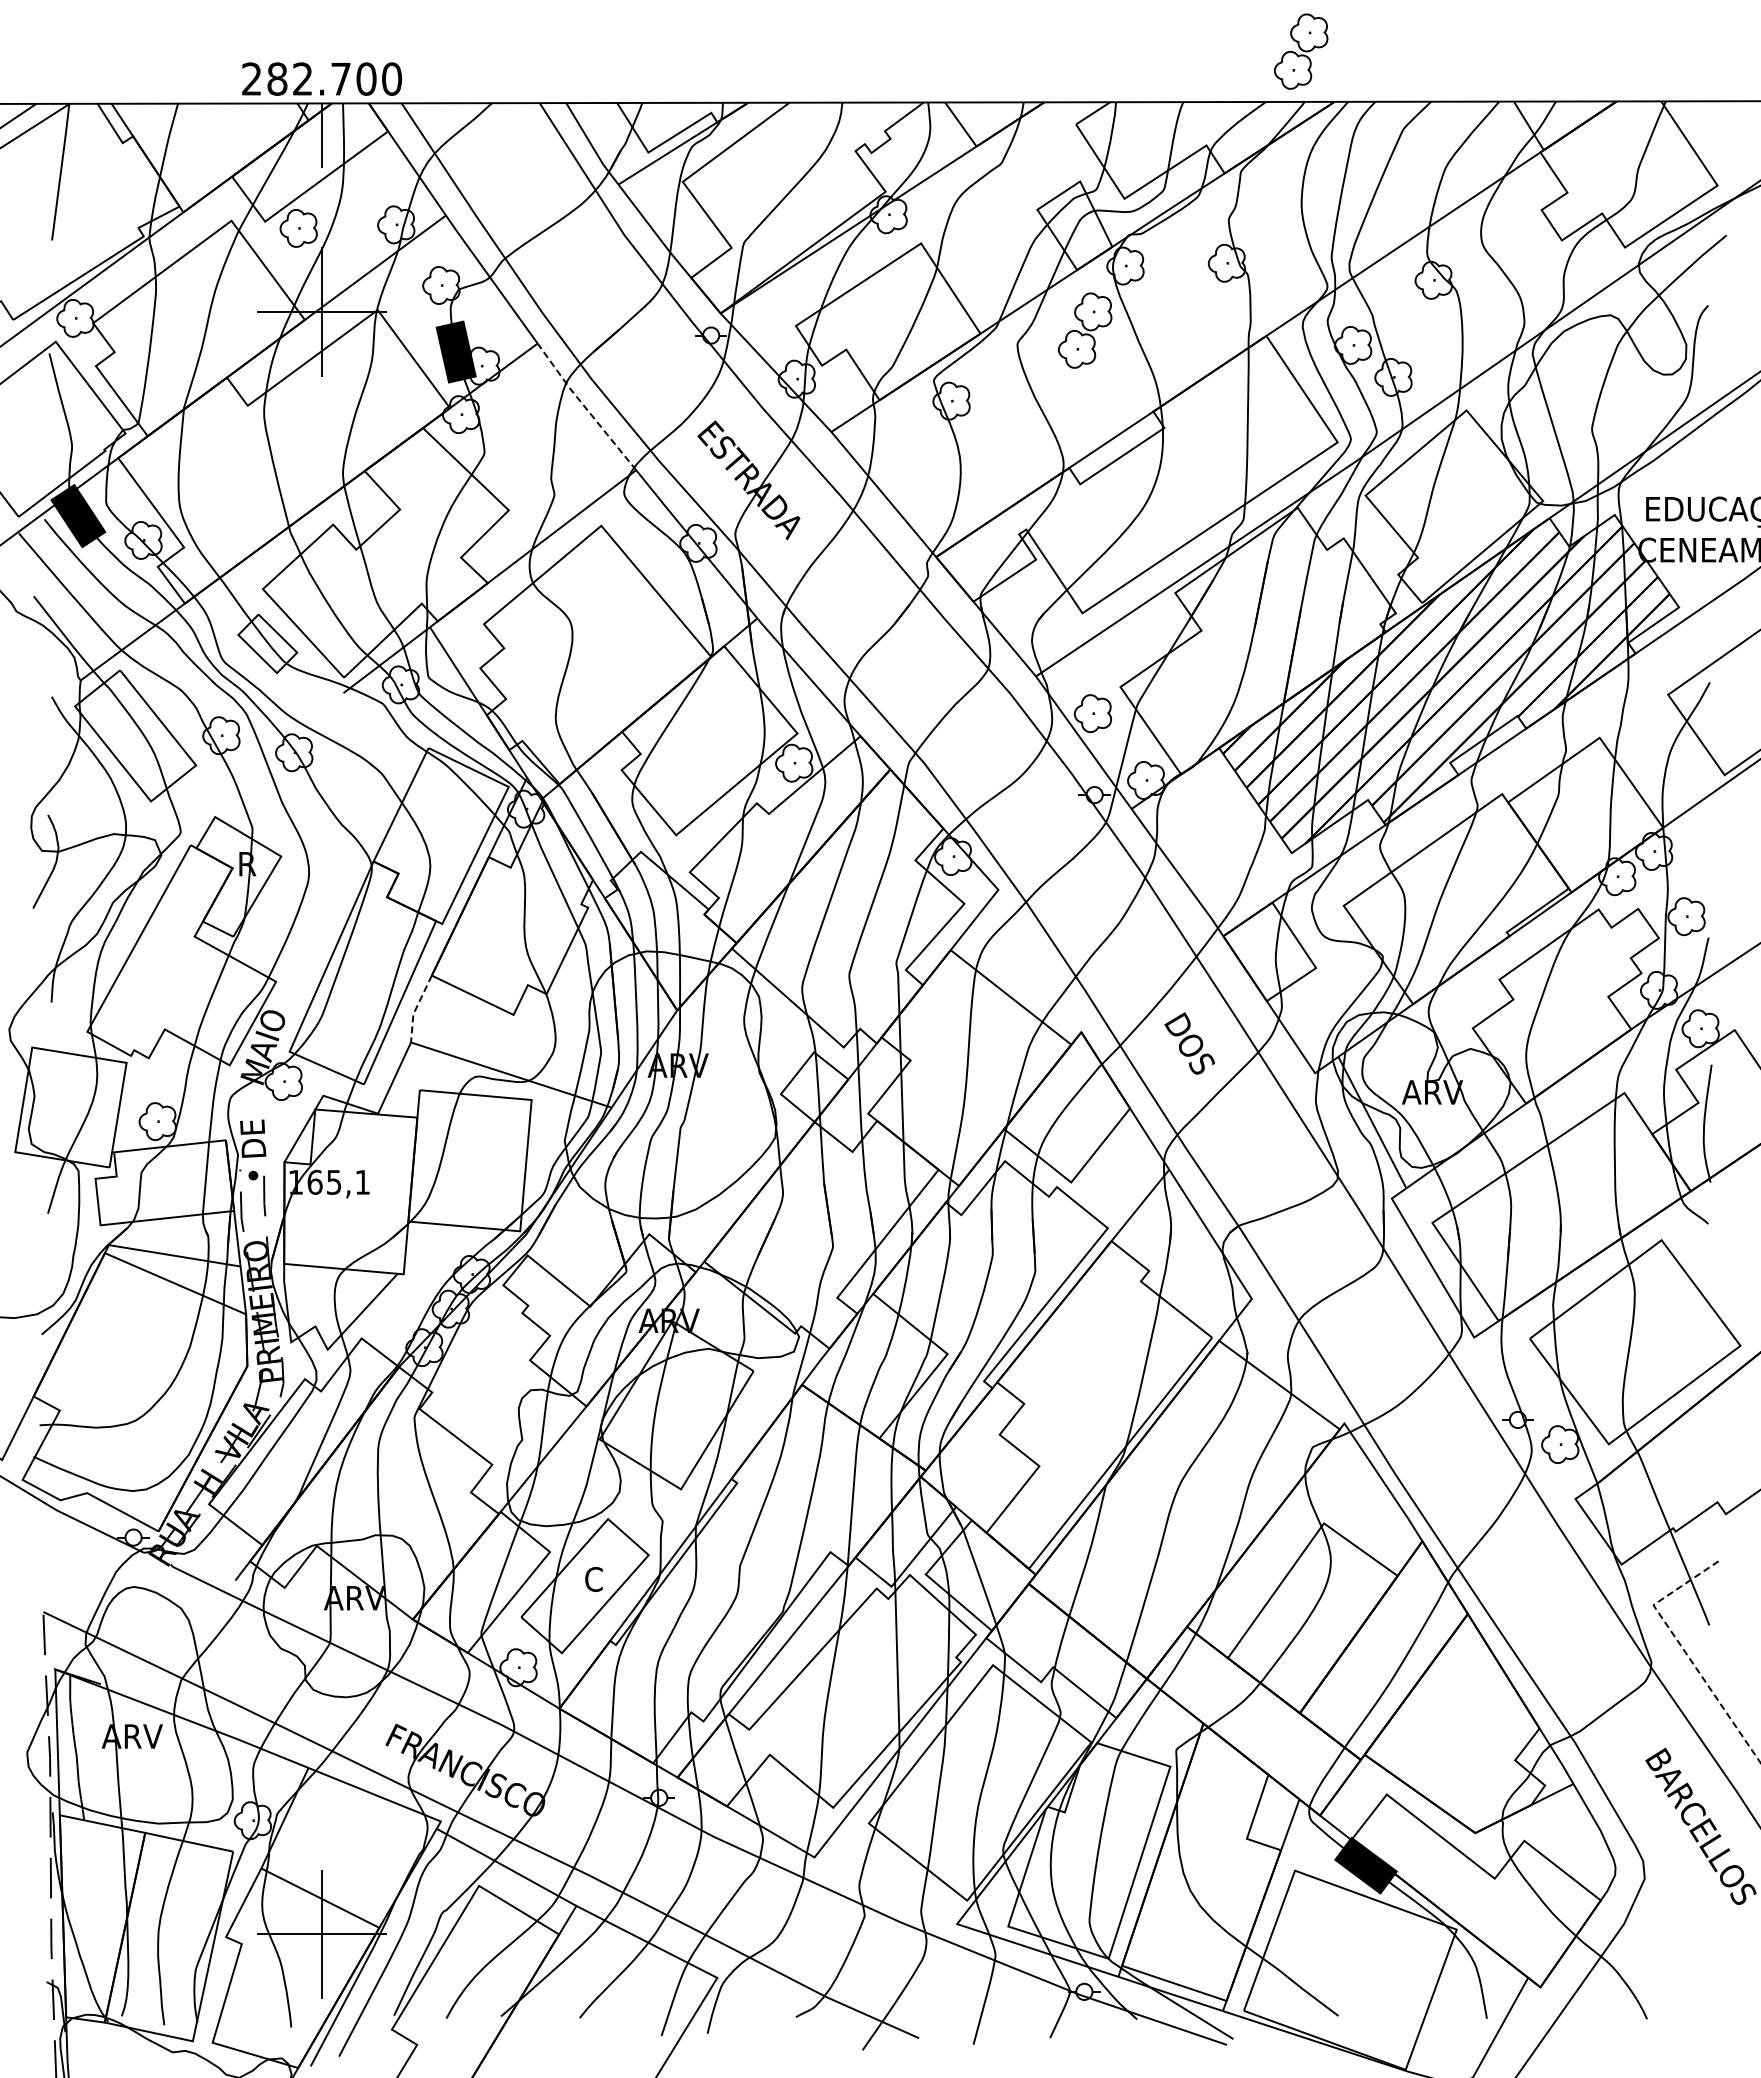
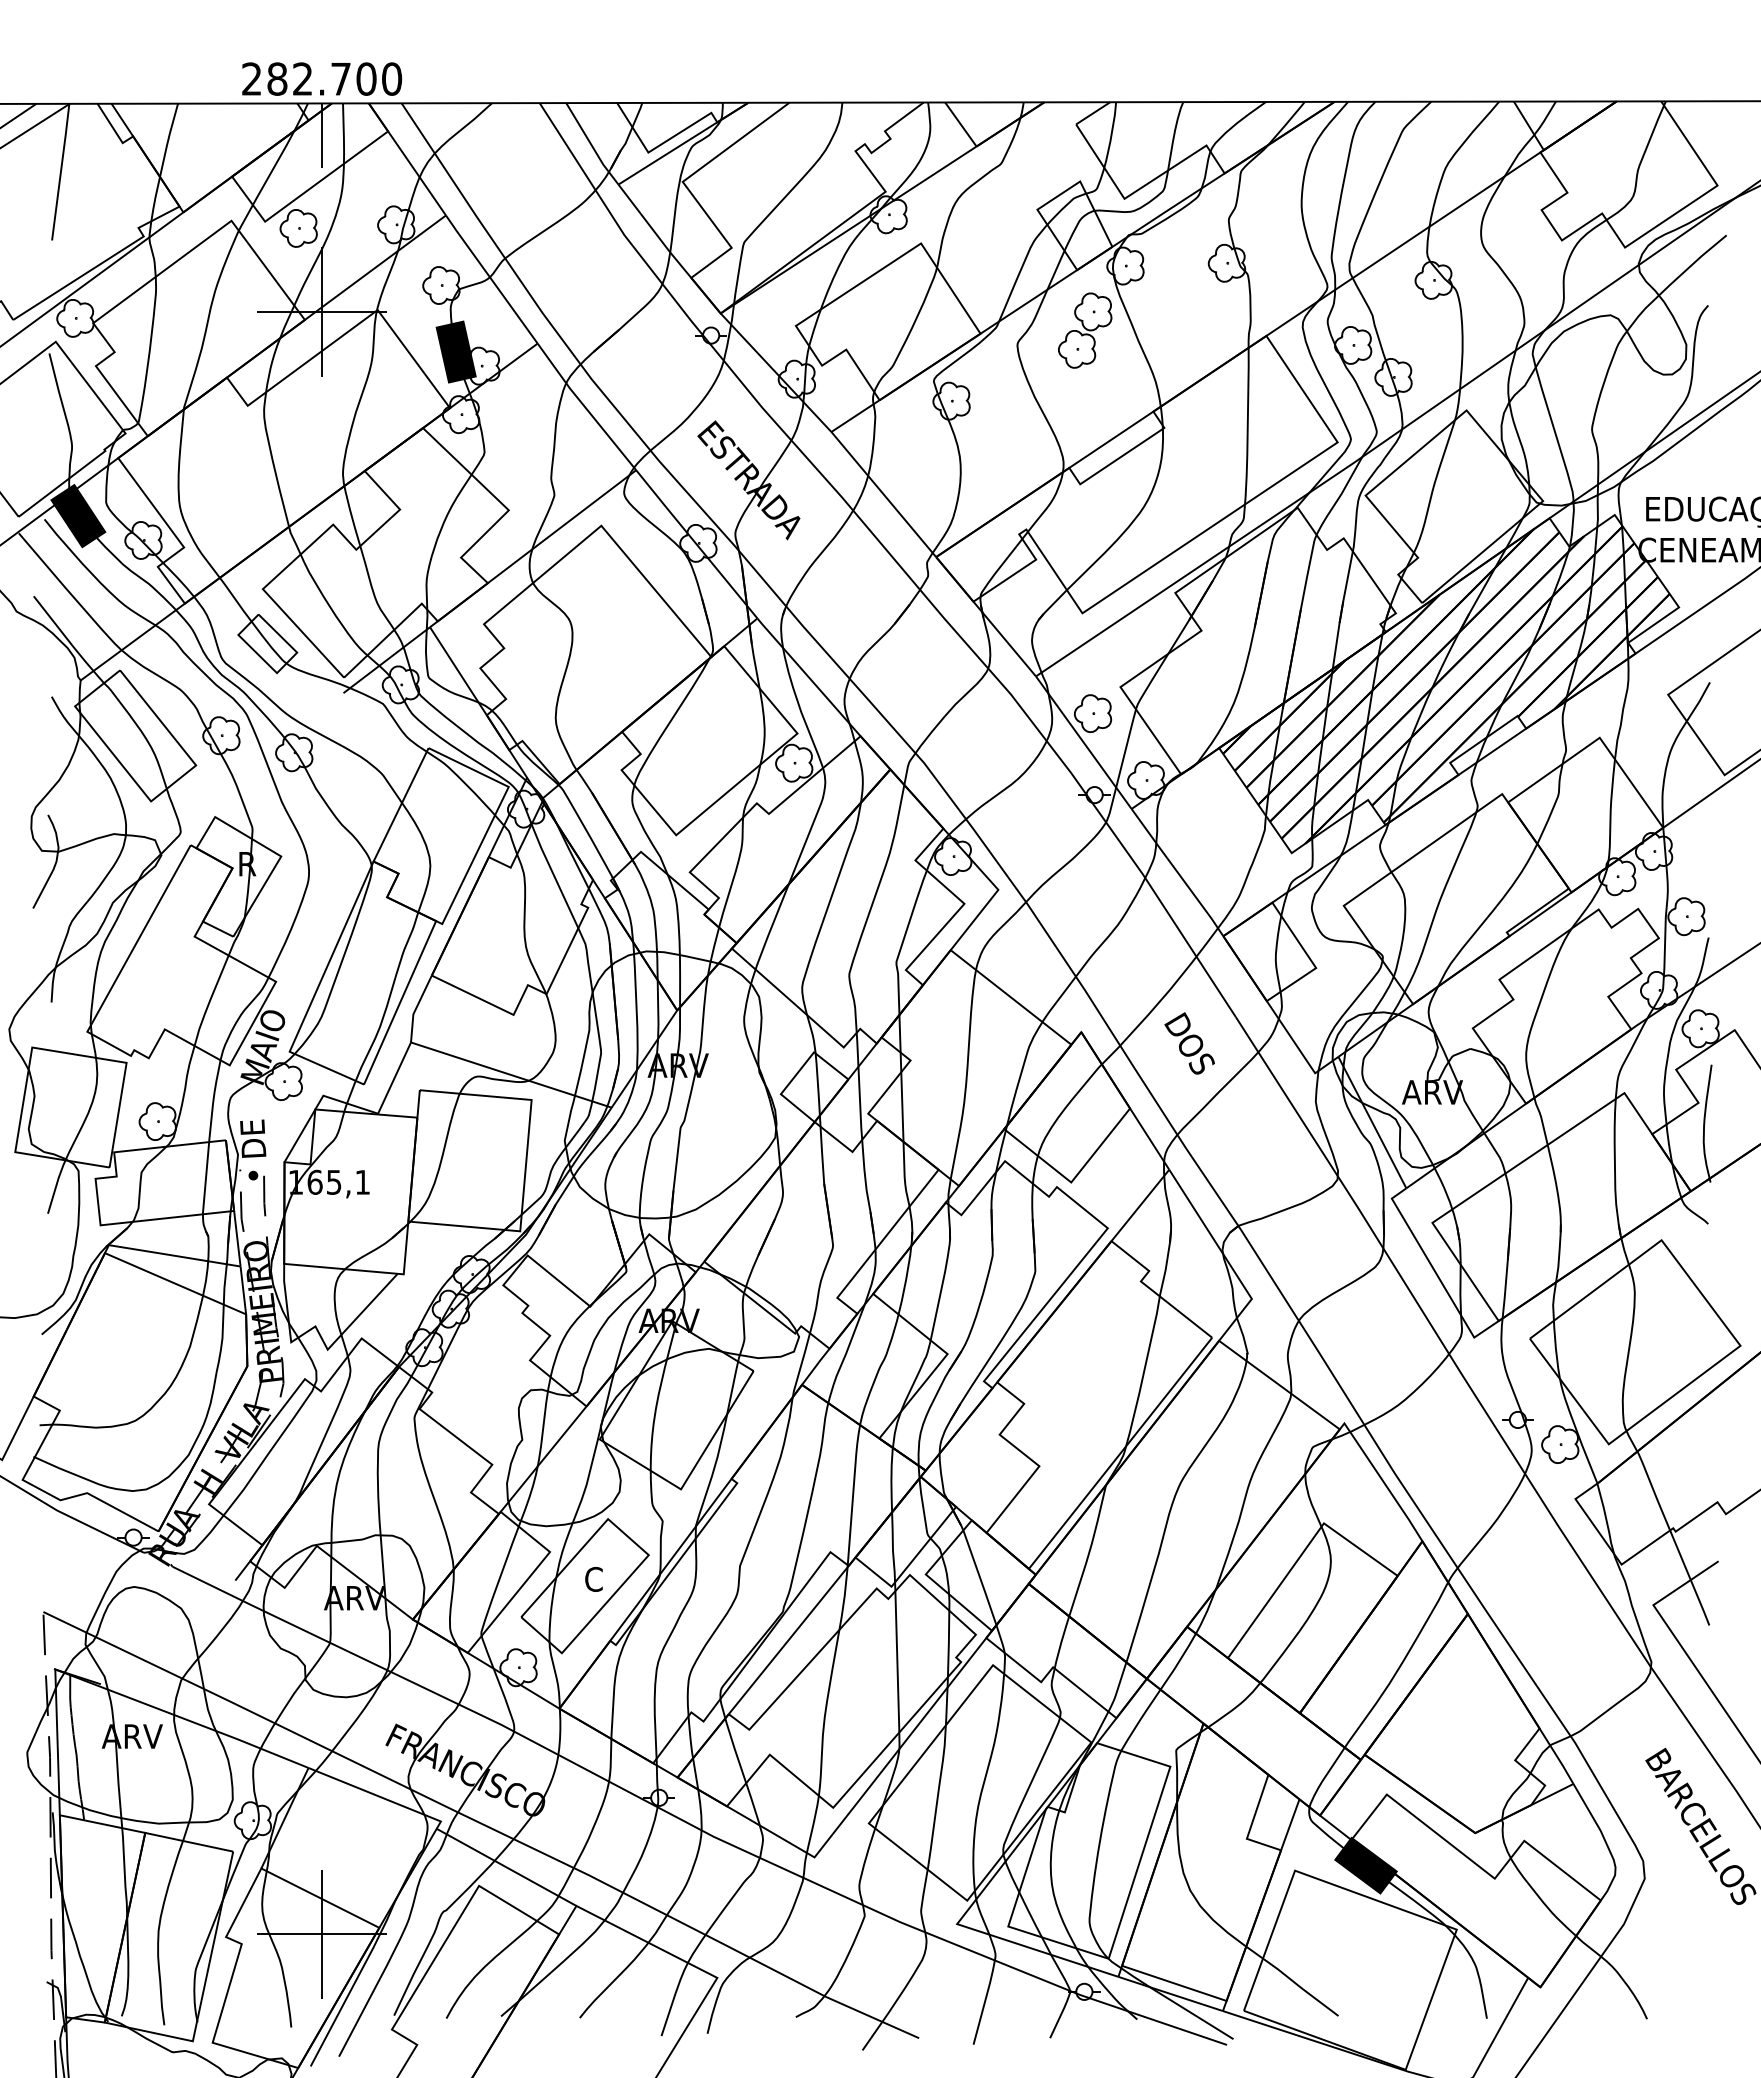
part: present -> none (1301, 51)
line: dashed -> solid (585, 407)
line: dashed -> solid (415, 1008)
line: dashed -> solid (1684, 1651)
